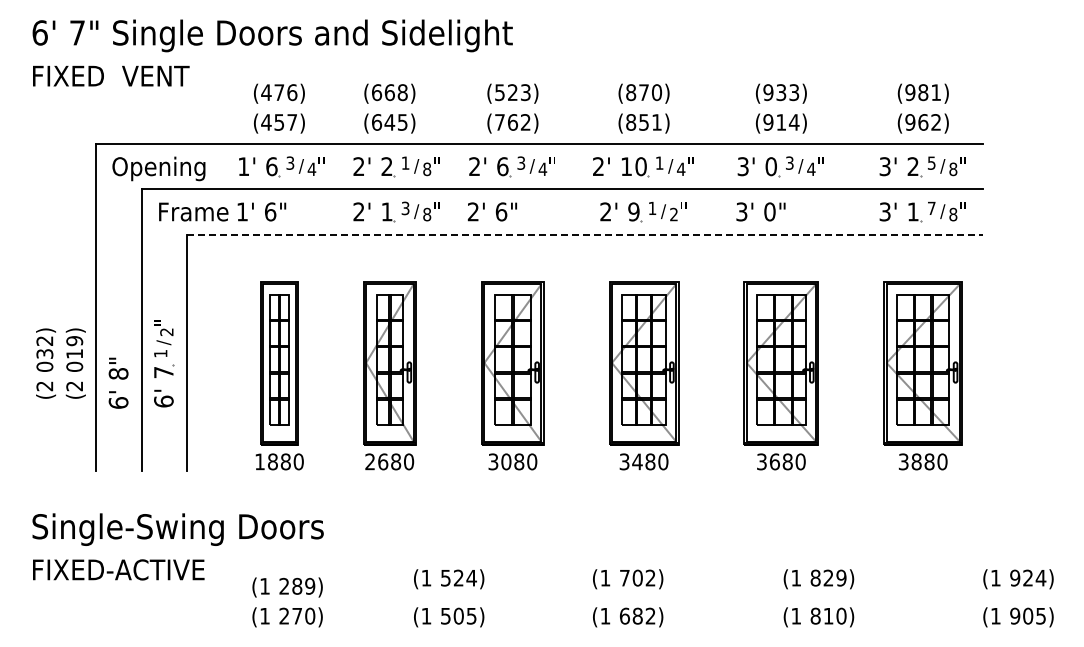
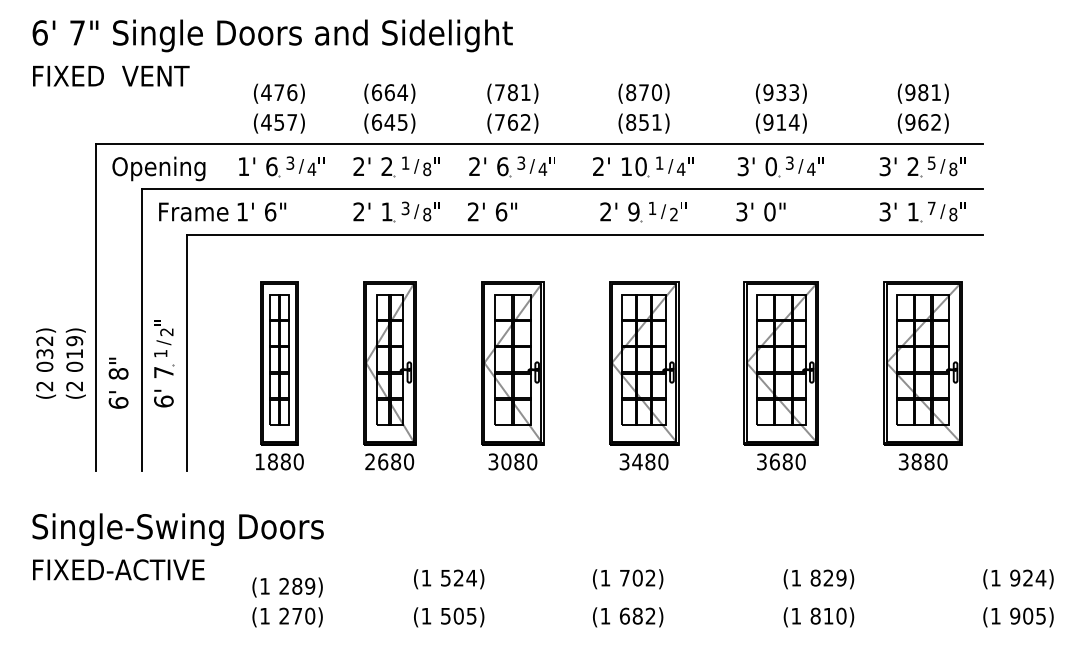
text: (668) -> (664) (402, 92)
text: (523) -> (781) (512, 92)
line: dashed -> solid (585, 234)
